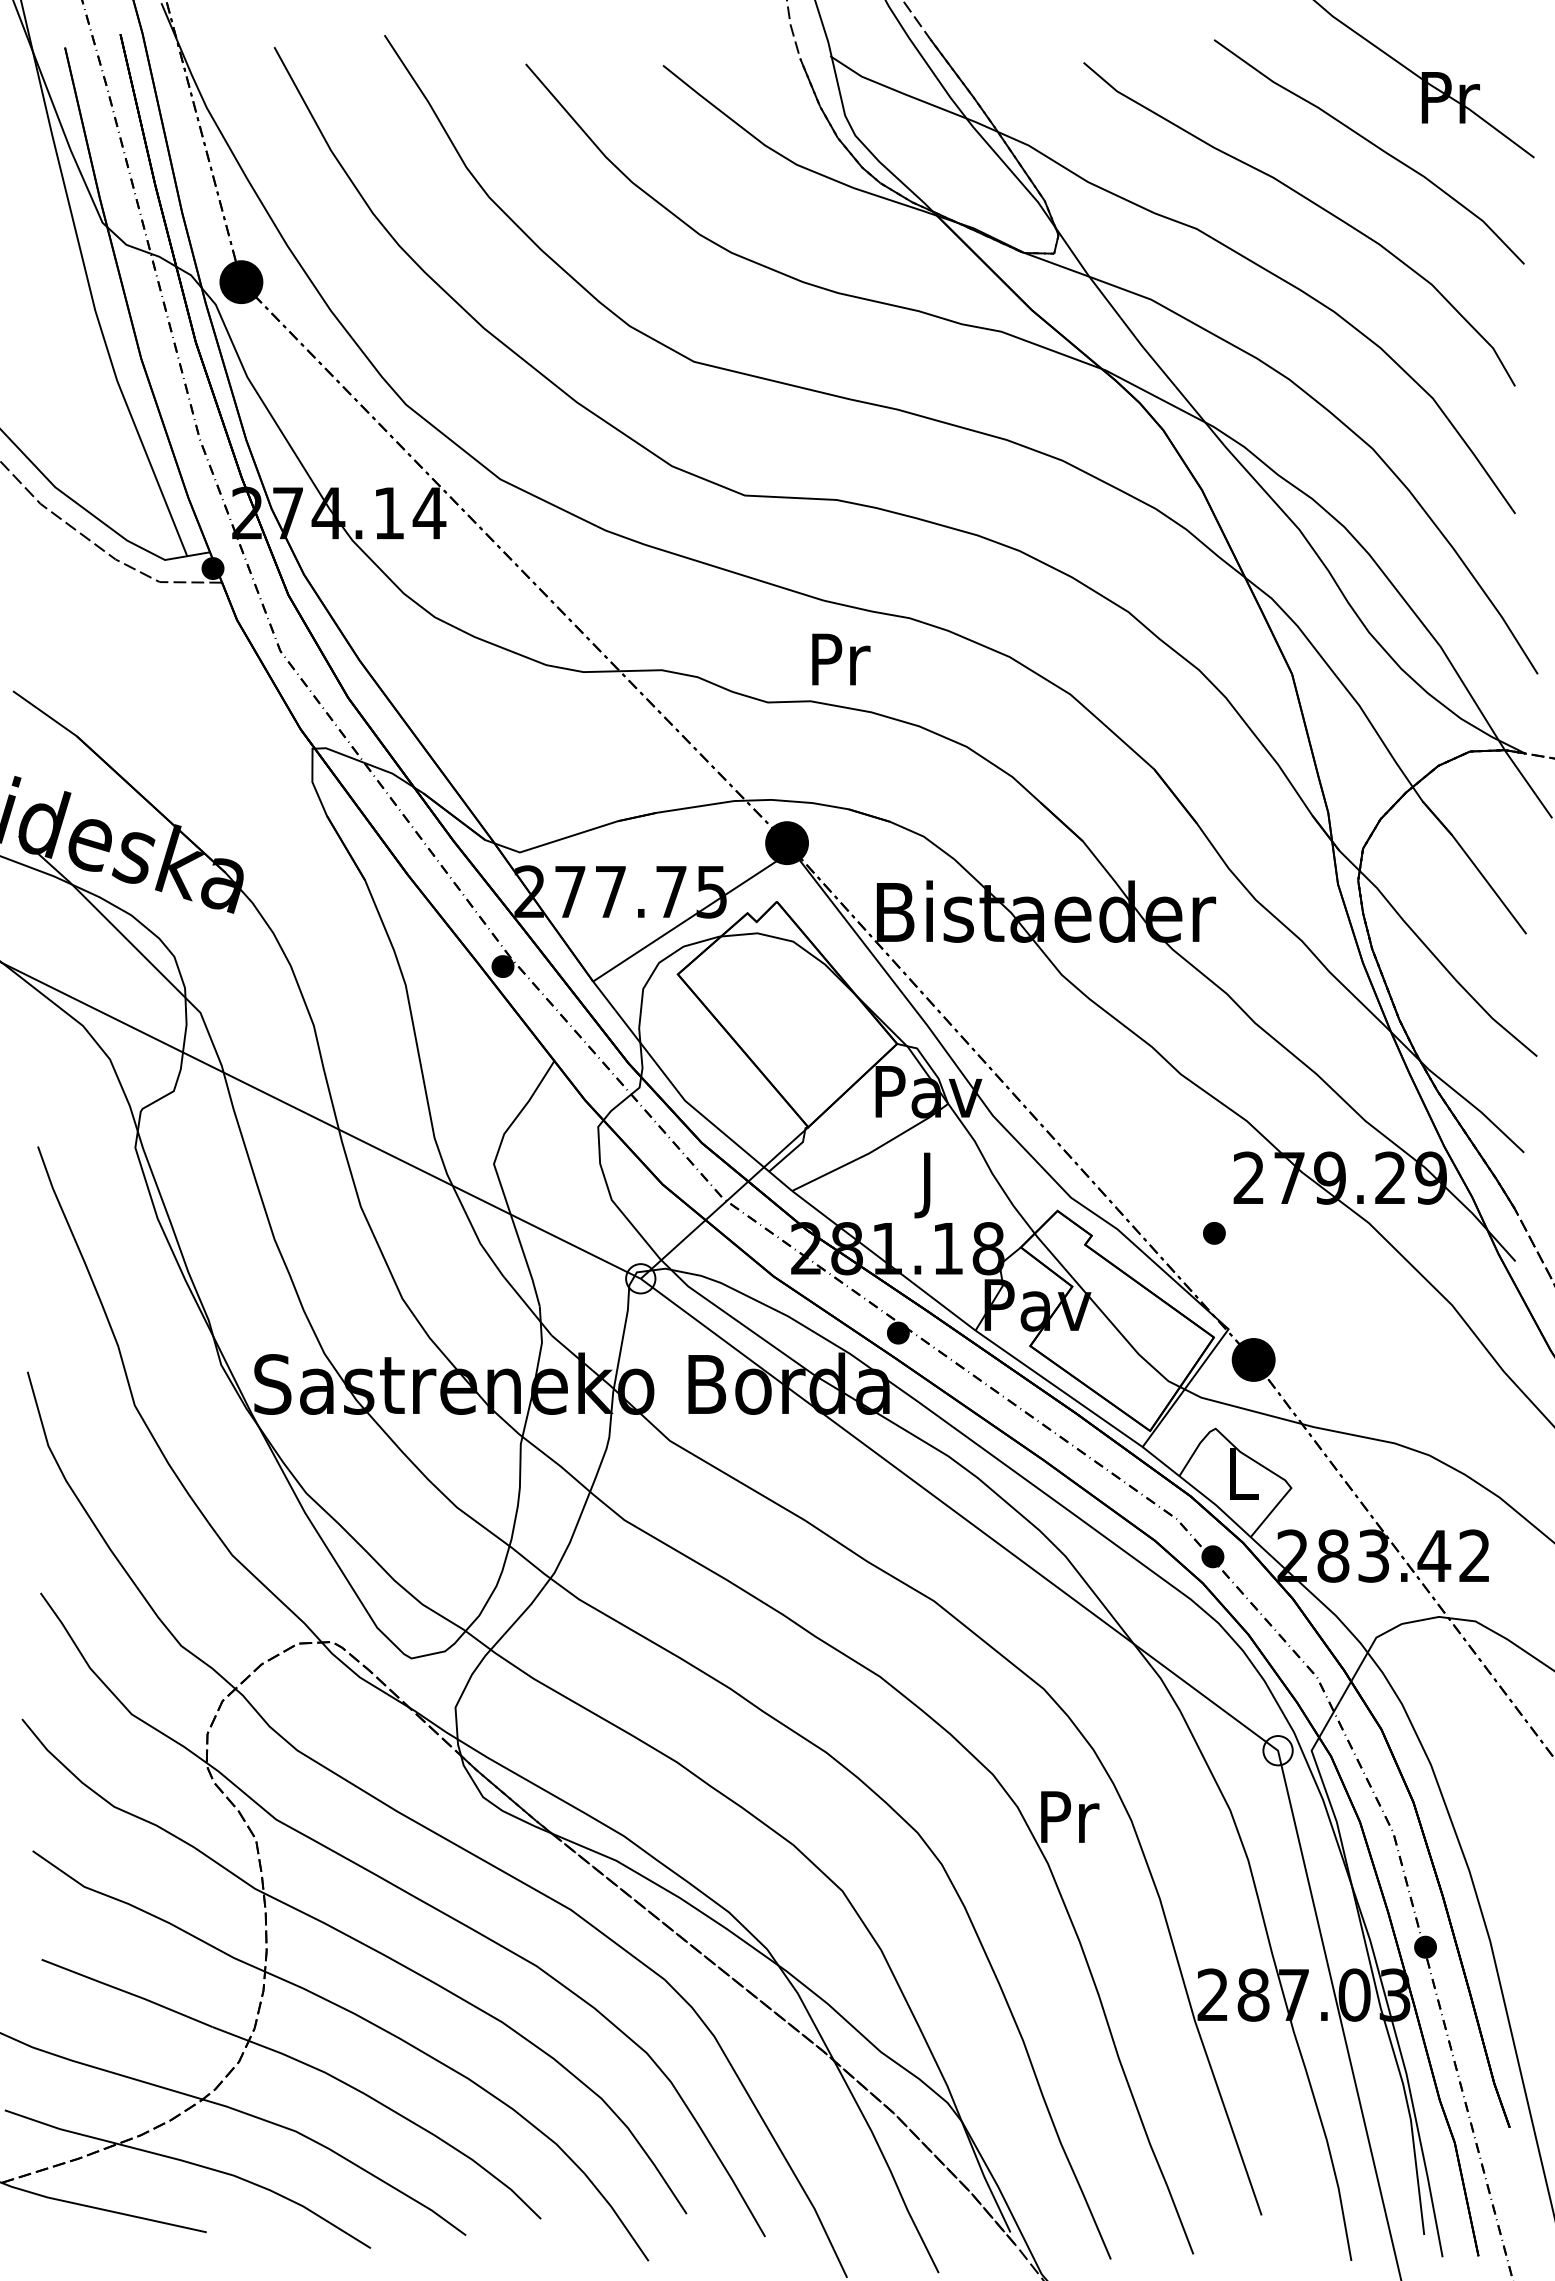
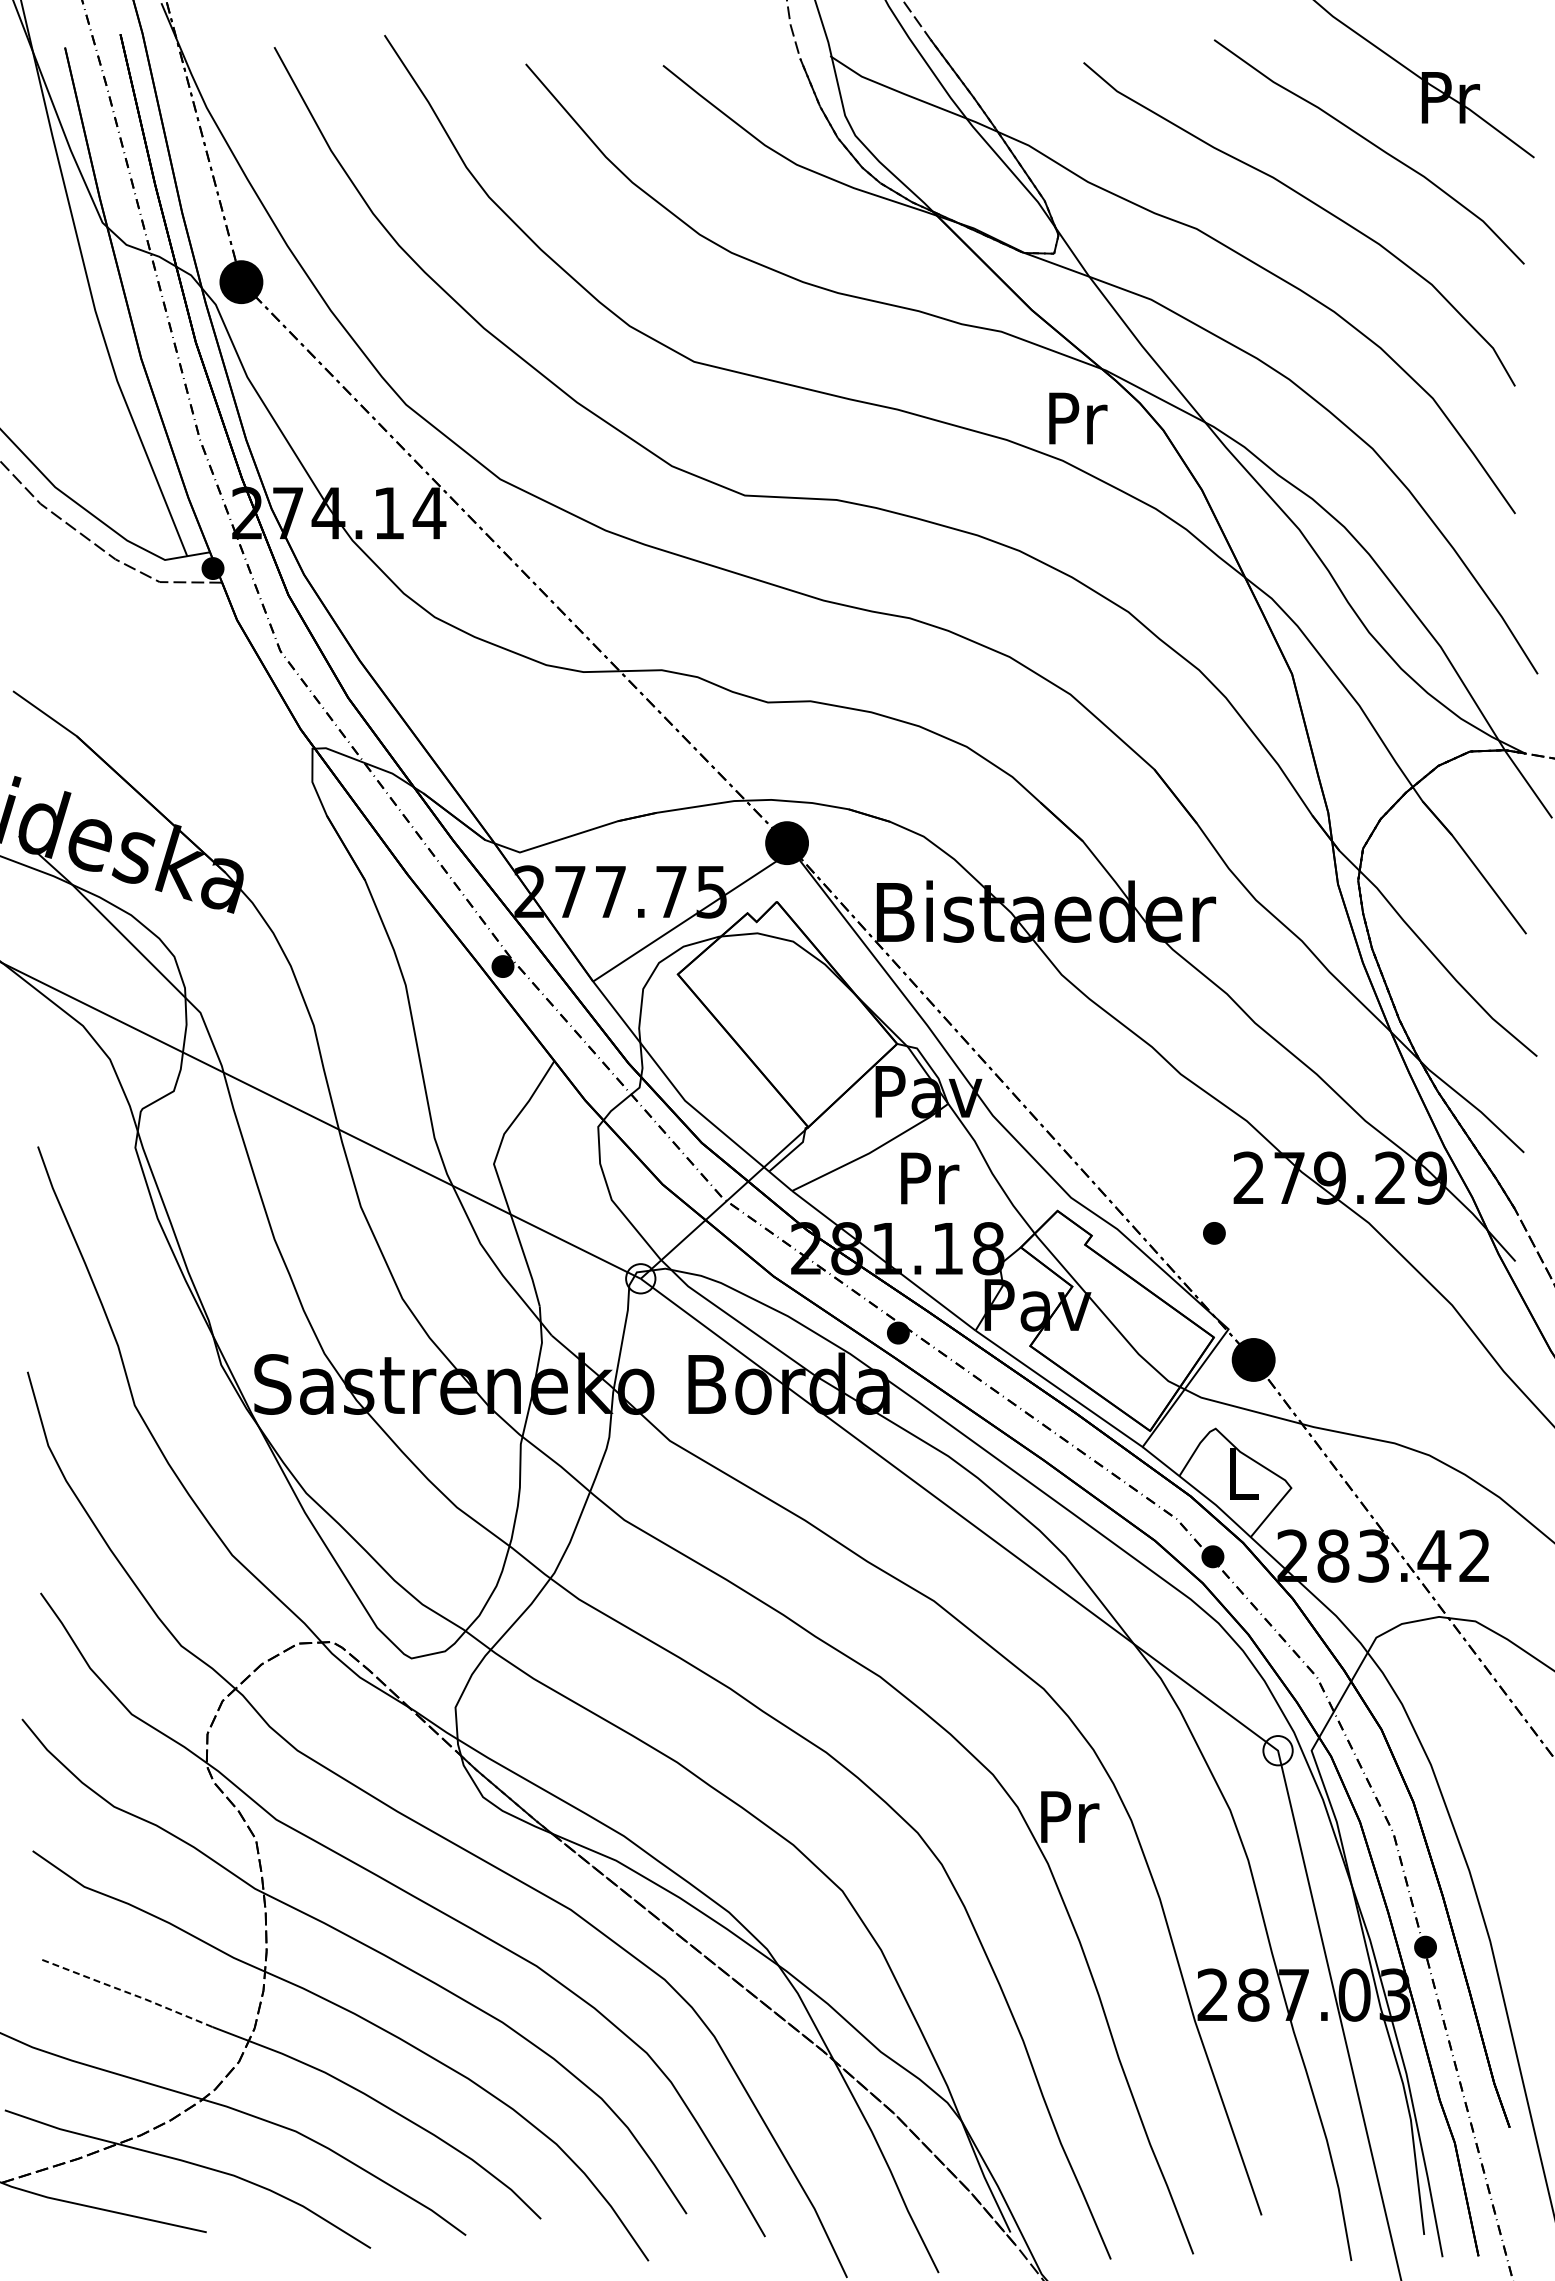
text position: (841, 659) -> (1078, 418) (1078, 418)
text: J -> Pr (930, 1185)
line: solid -> dashed (127, 1992)
